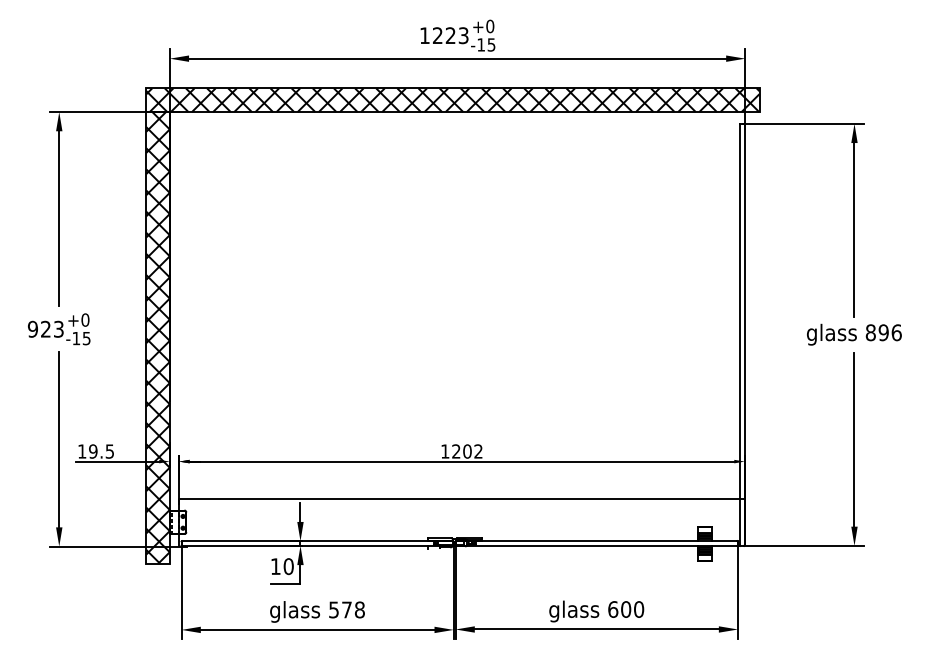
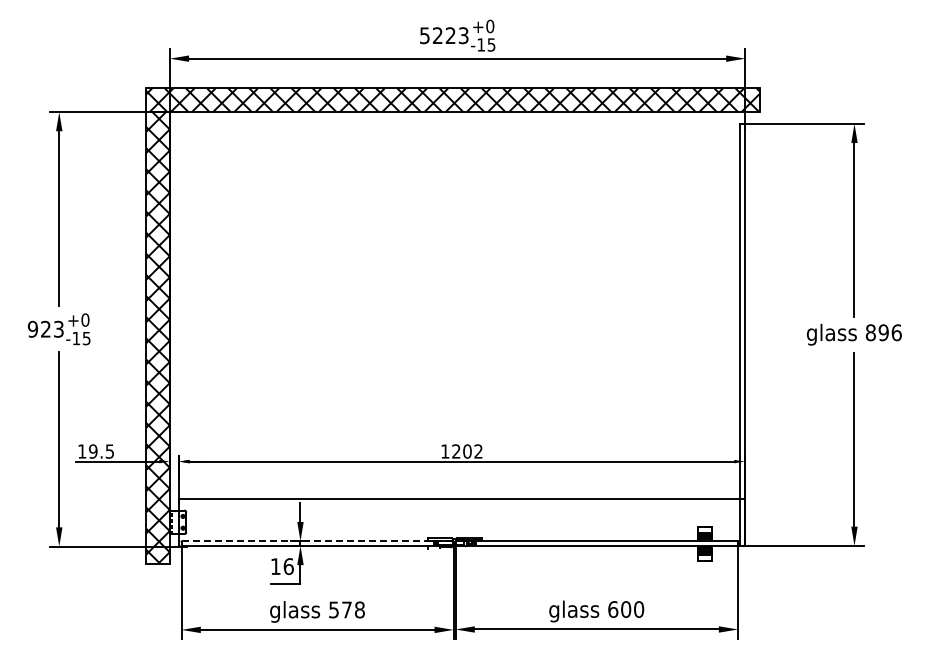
text: 1223 -> 5223 (424, 35)
line: solid -> dashed (316, 541)
text: 10 -> 16 (288, 566)
